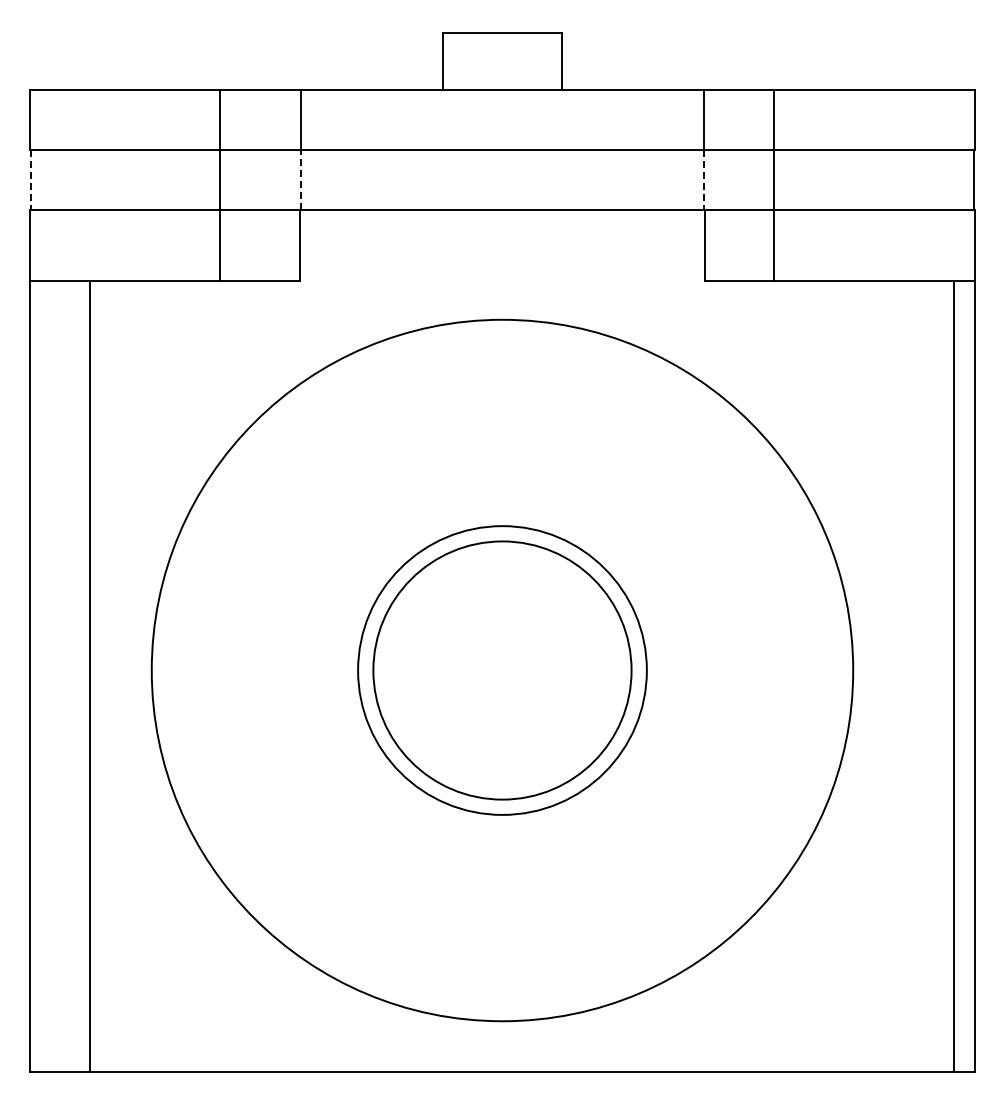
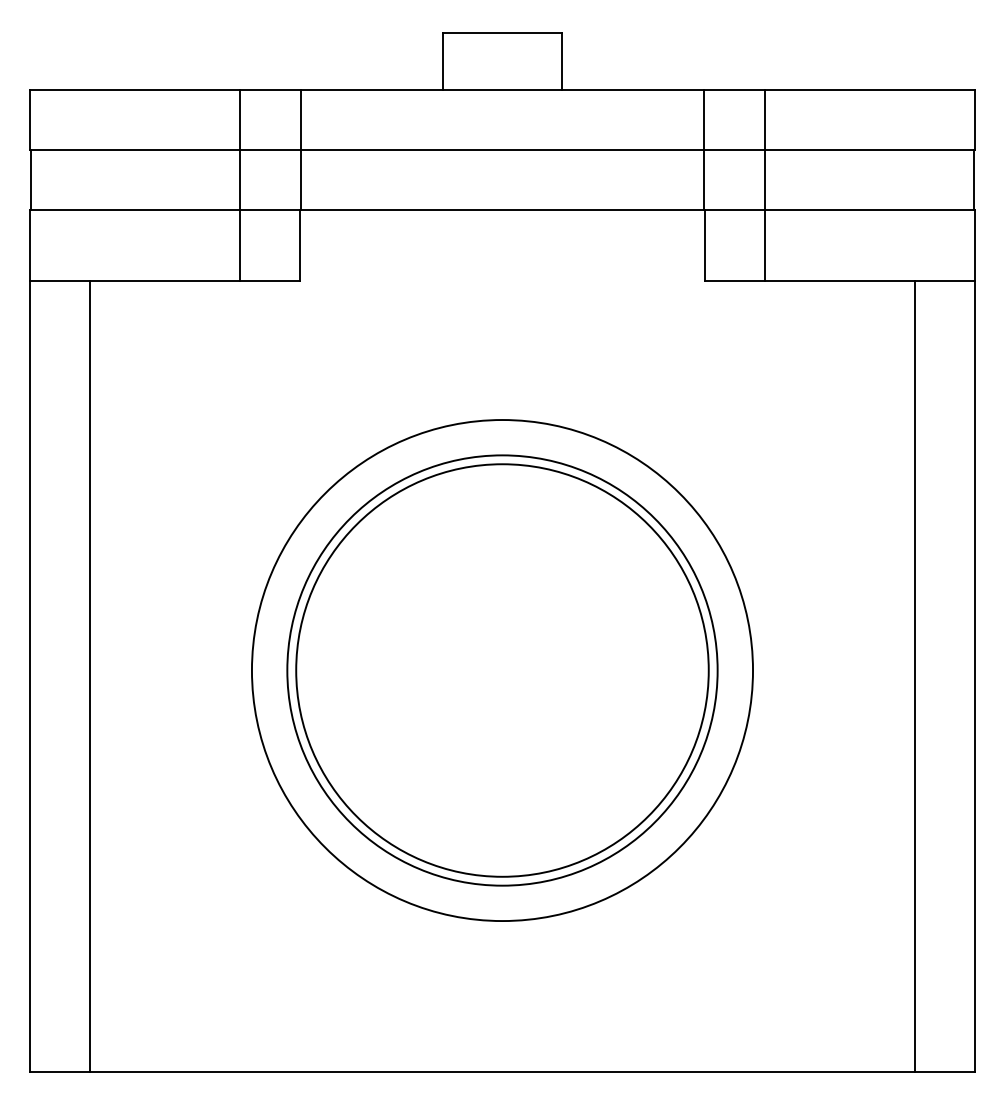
line: dashed -> solid (30, 180)
line: dashed -> solid (300, 180)
line: dashed -> solid (704, 180)
line position: (220, 185) -> (240, 185) (240, 185)
line position: (773, 185) -> (764, 185) (764, 185)
circle diameter: 258 px -> 430 px (502, 670)
circle diameter: 289 px -> 413 px (502, 670)
circle diameter: 701 px -> 501 px (502, 670)
line position: (953, 676) -> (914, 676) (914, 676)
